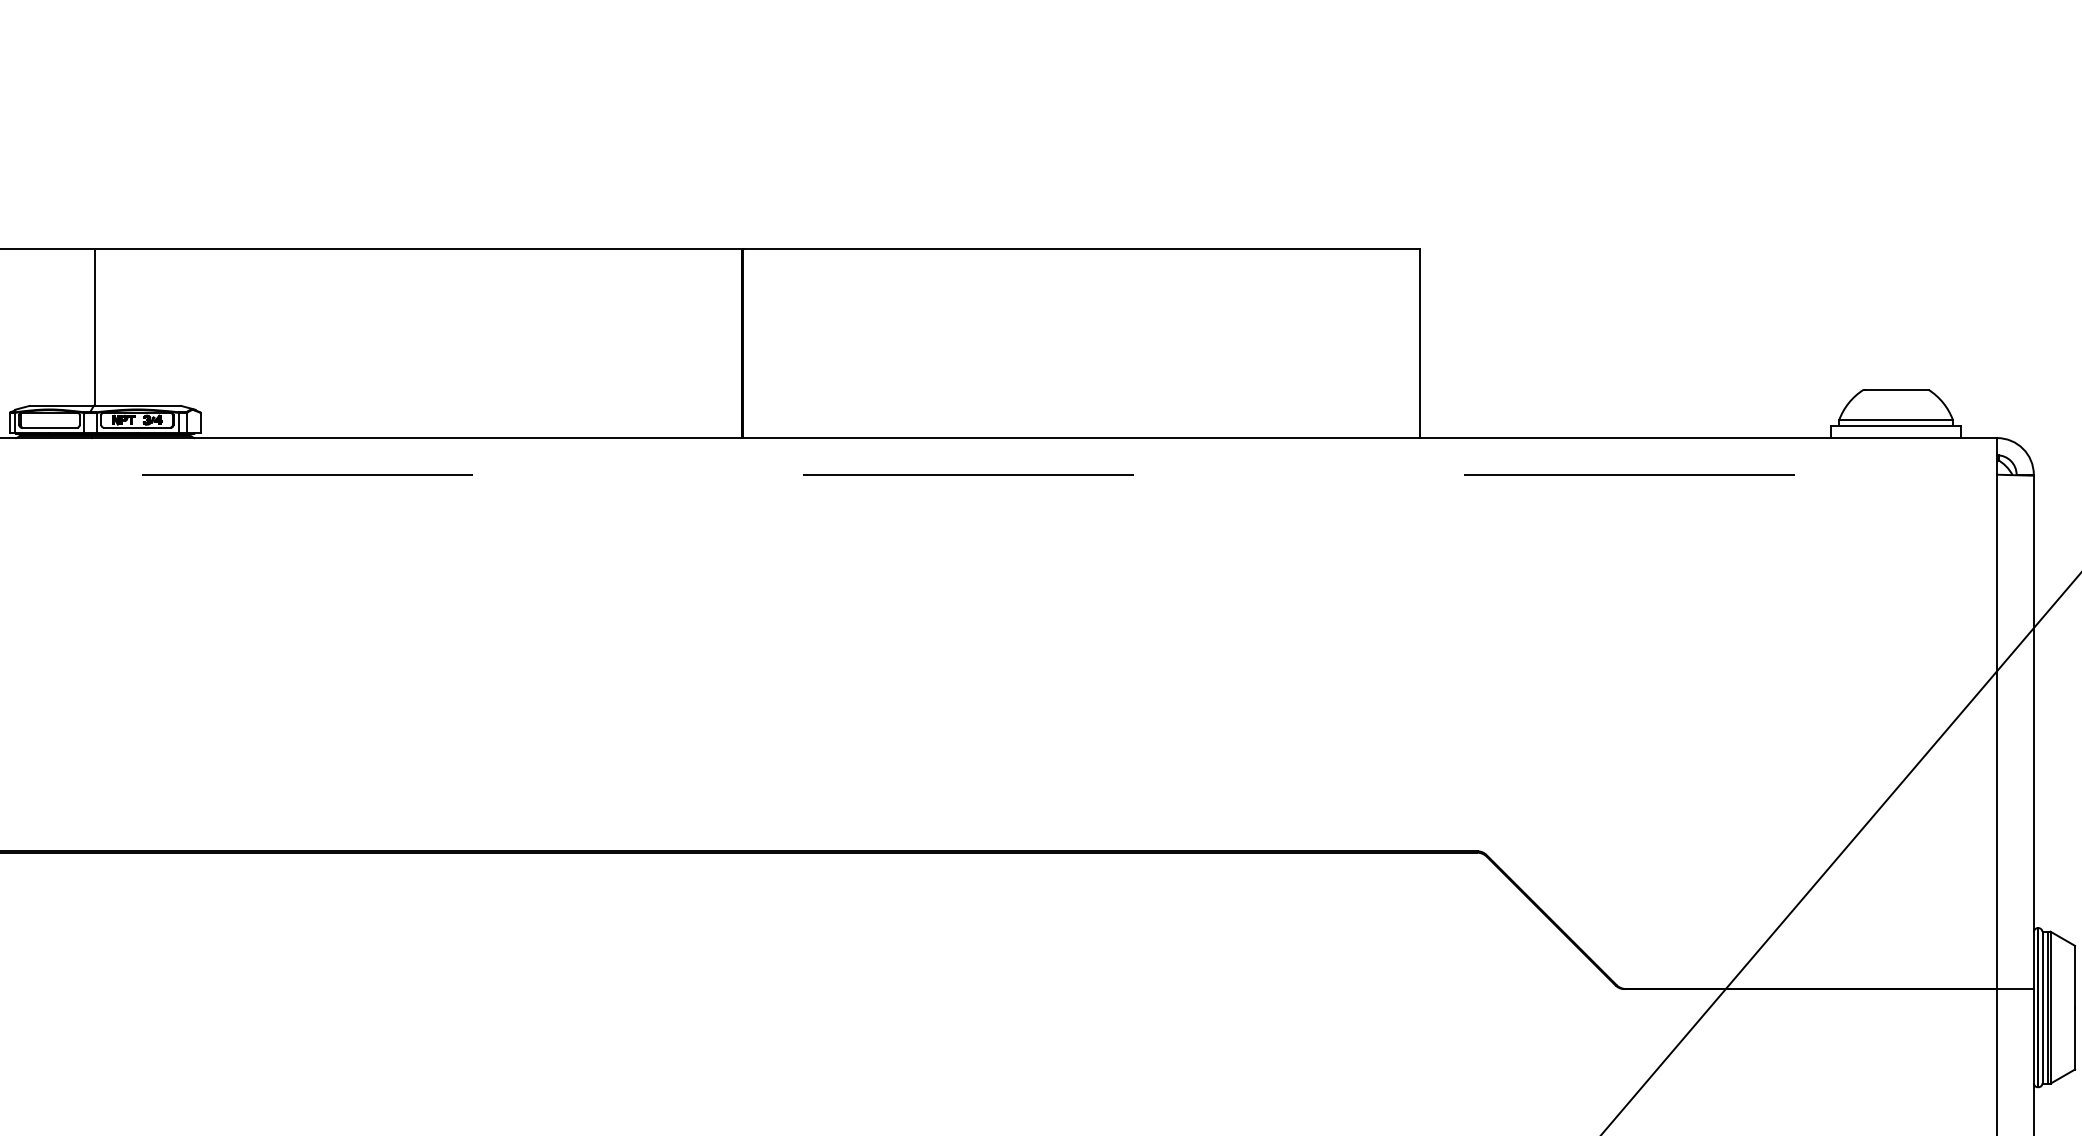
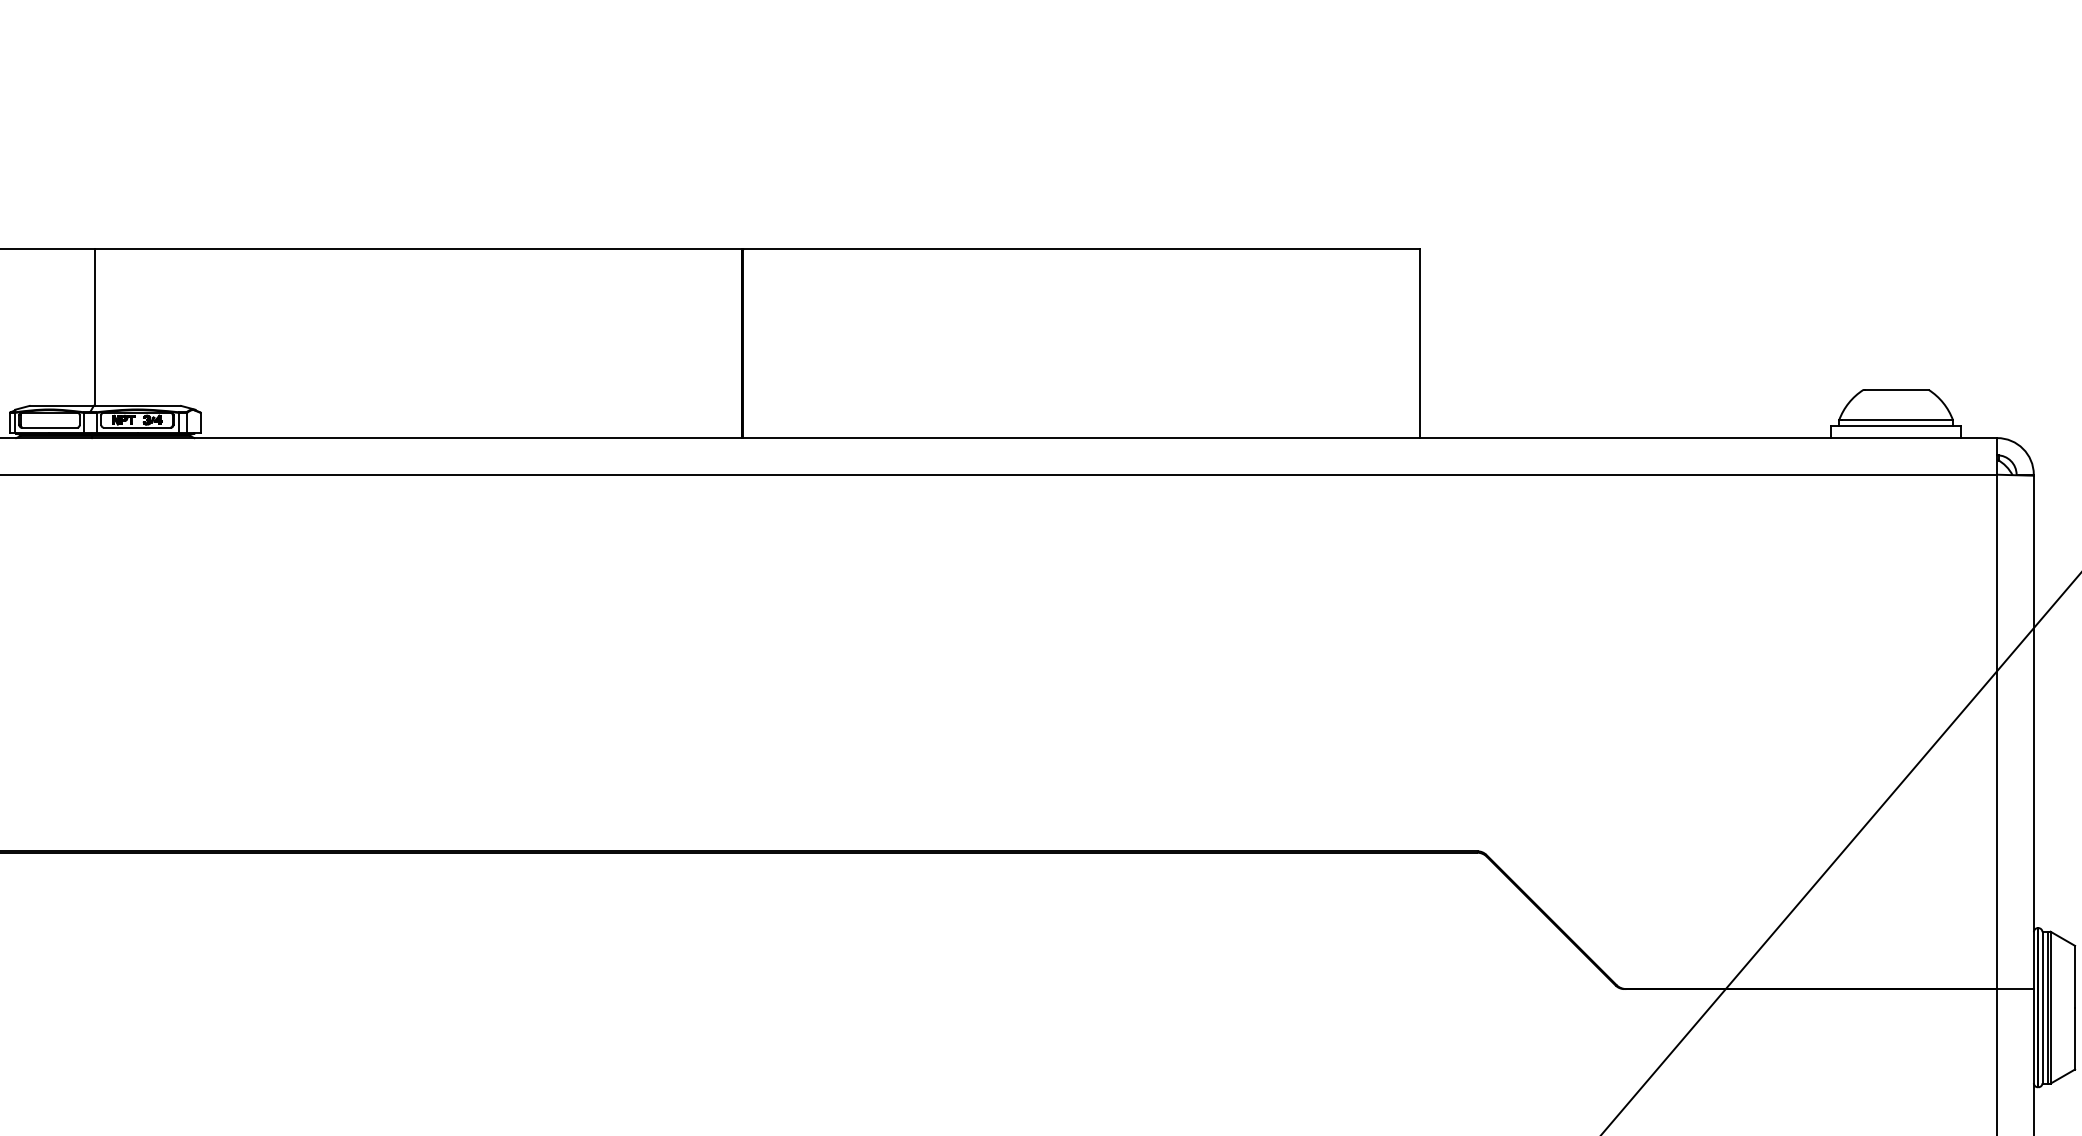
line: dashed -> solid (999, 474)
